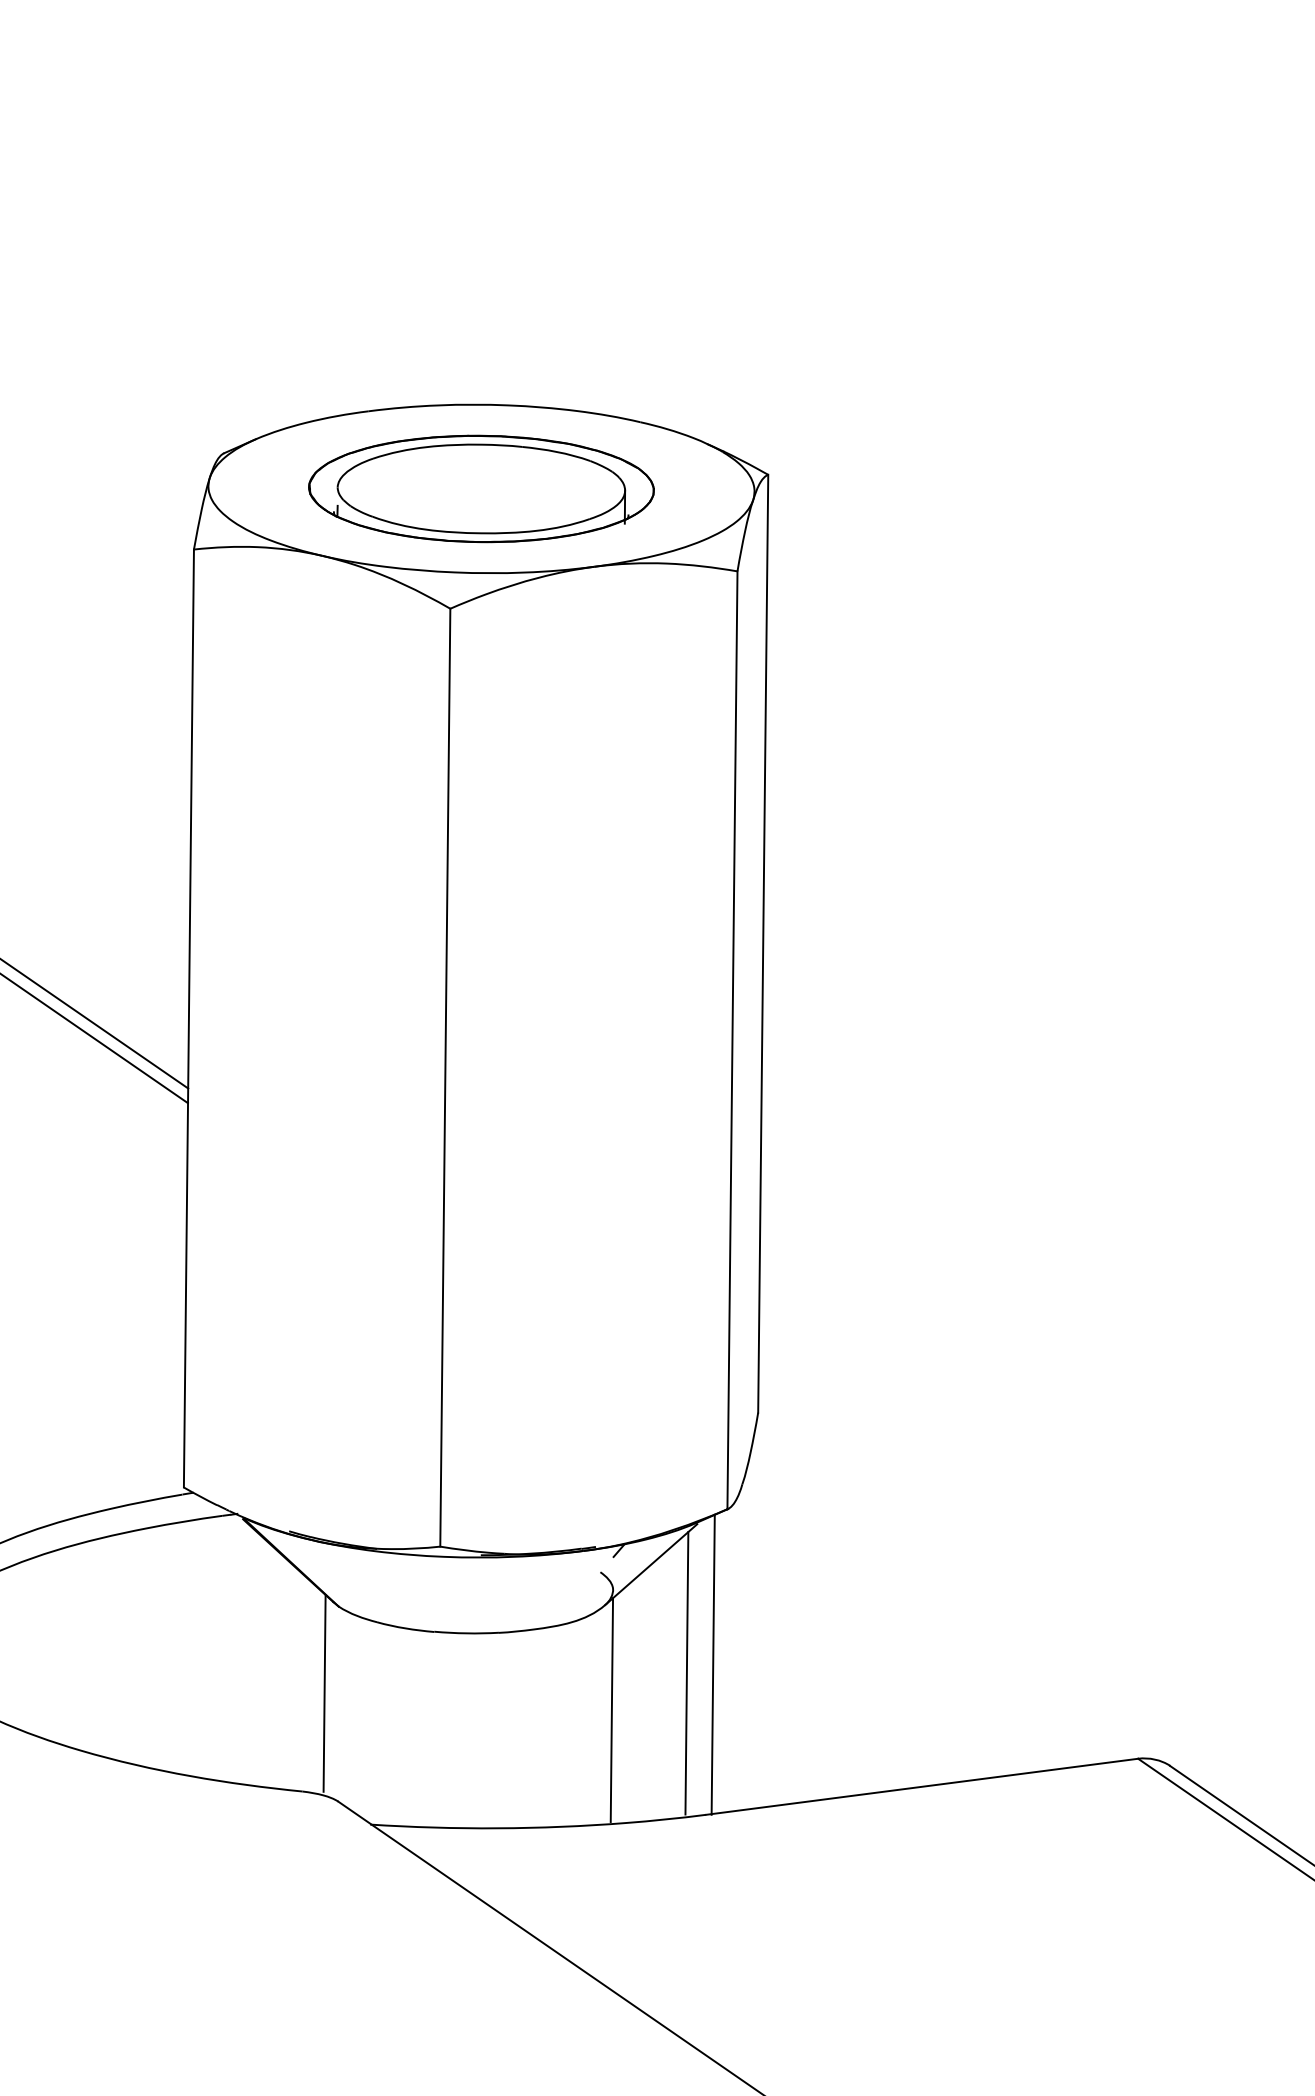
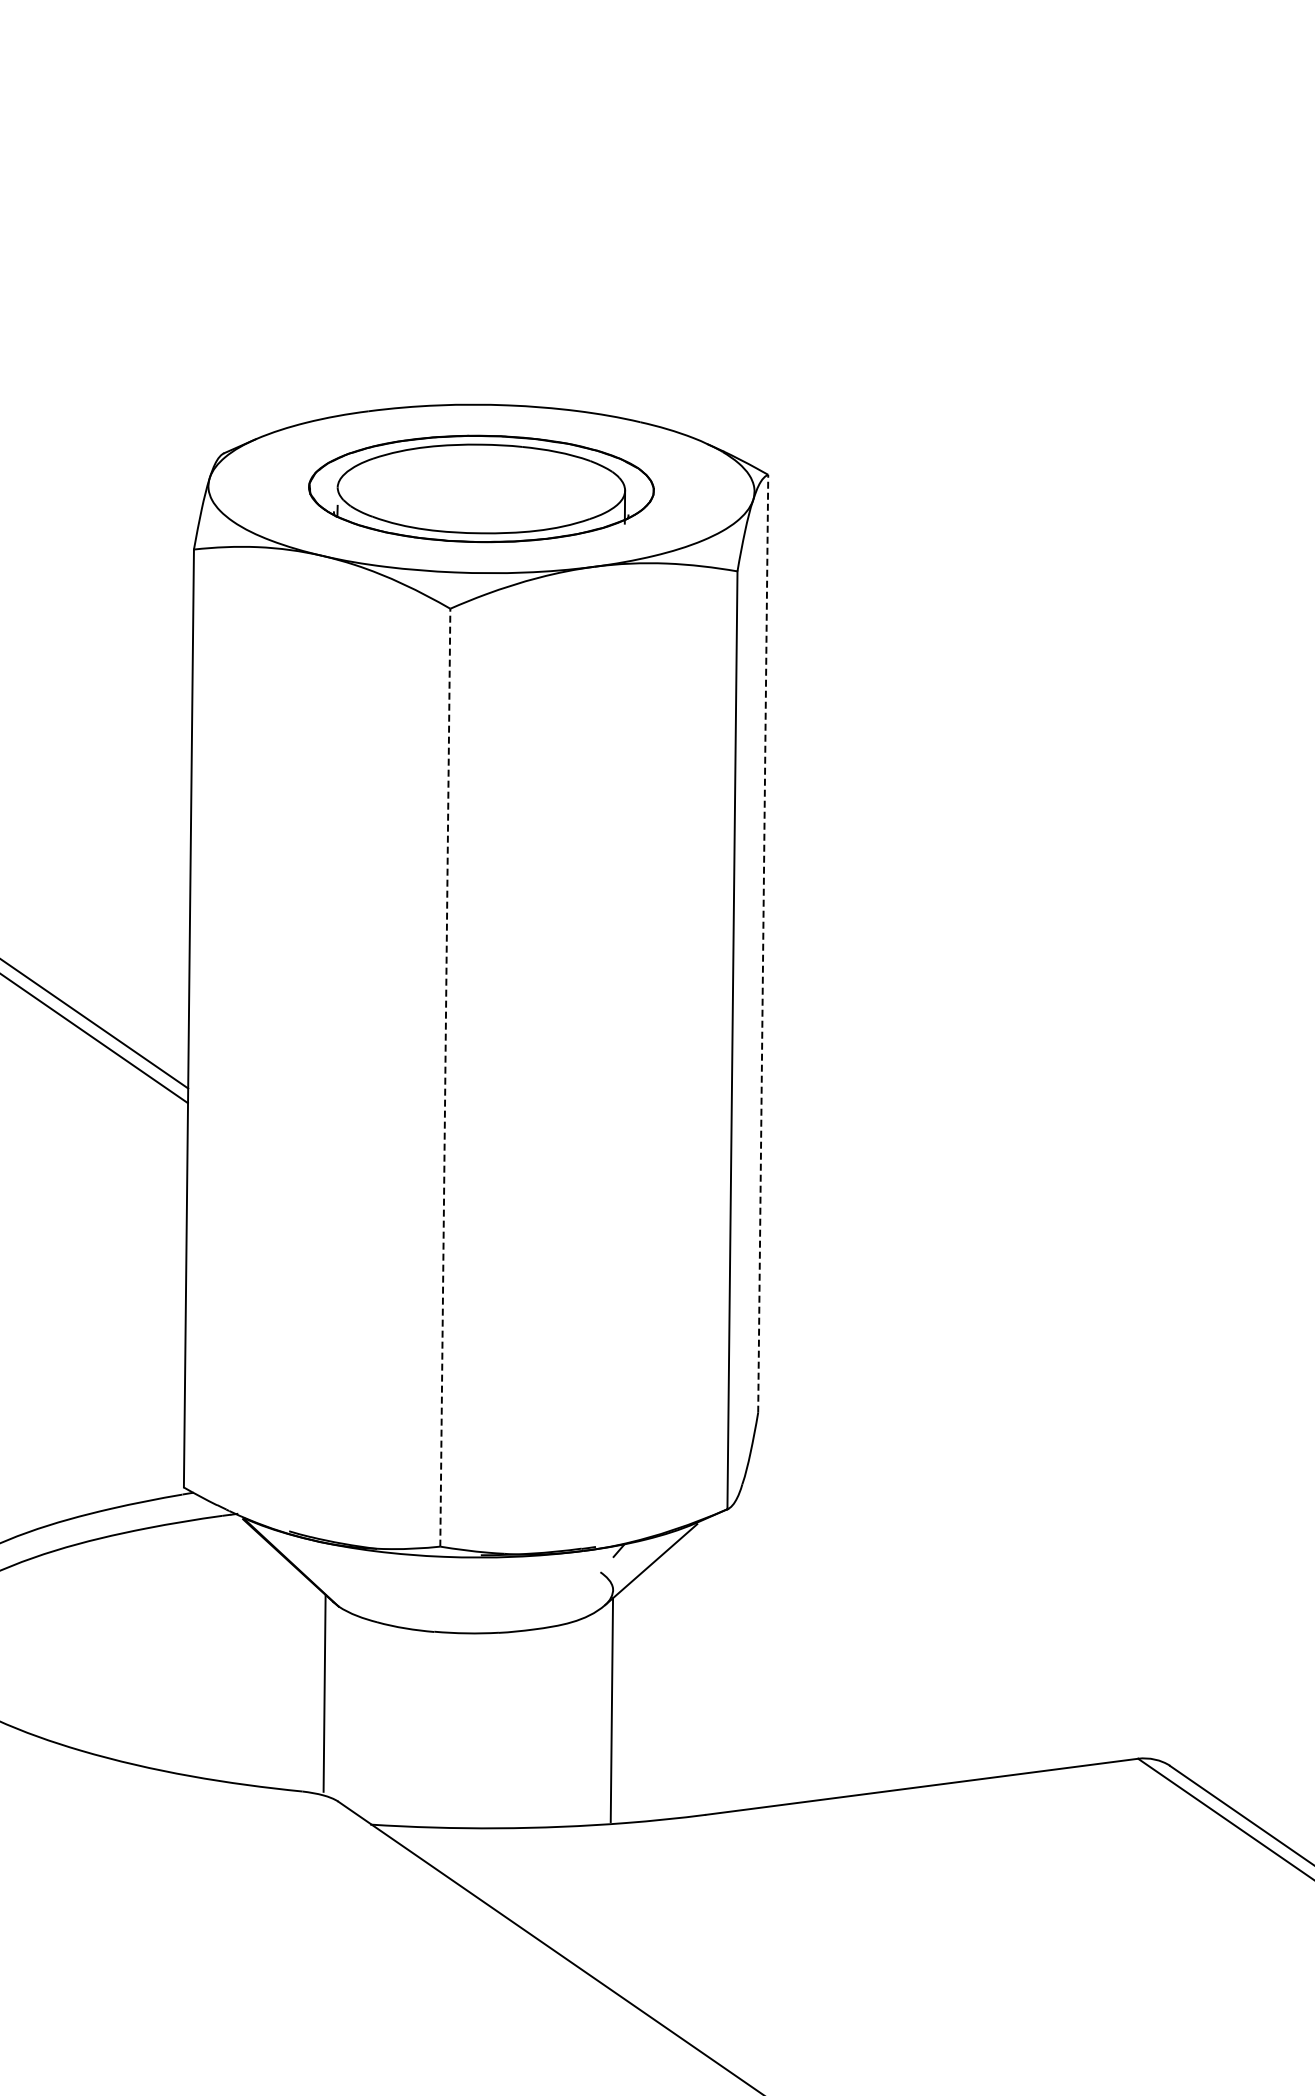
line: solid -> dashed (763, 943)
line: solid -> dashed (445, 1077)
line: present -> none (712, 1664)
line: present -> none (686, 1672)
